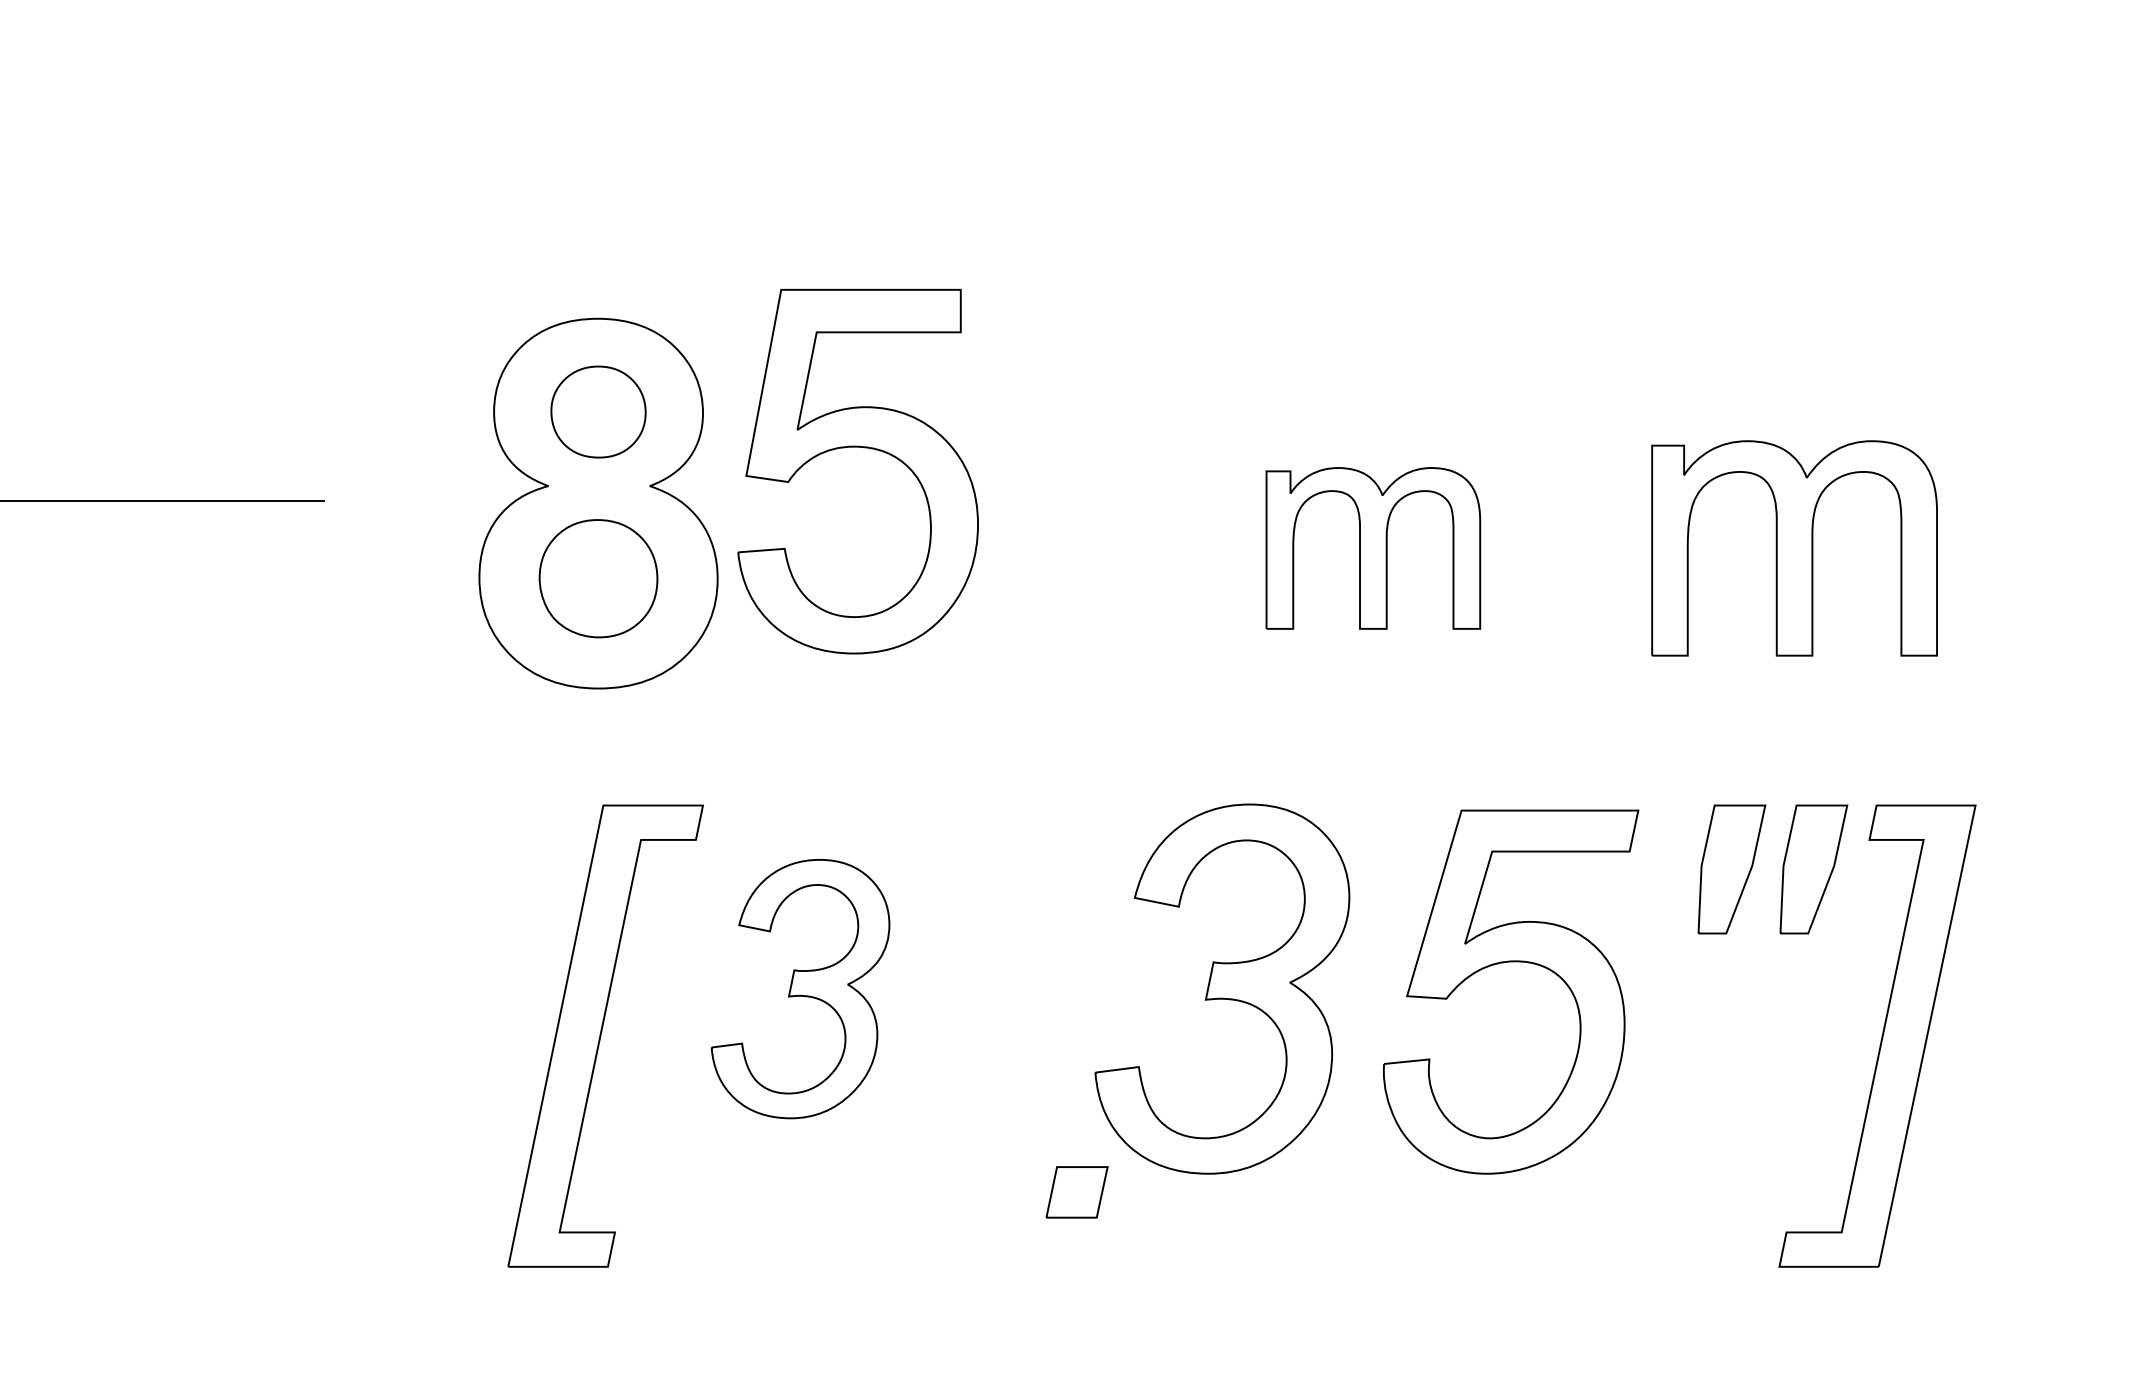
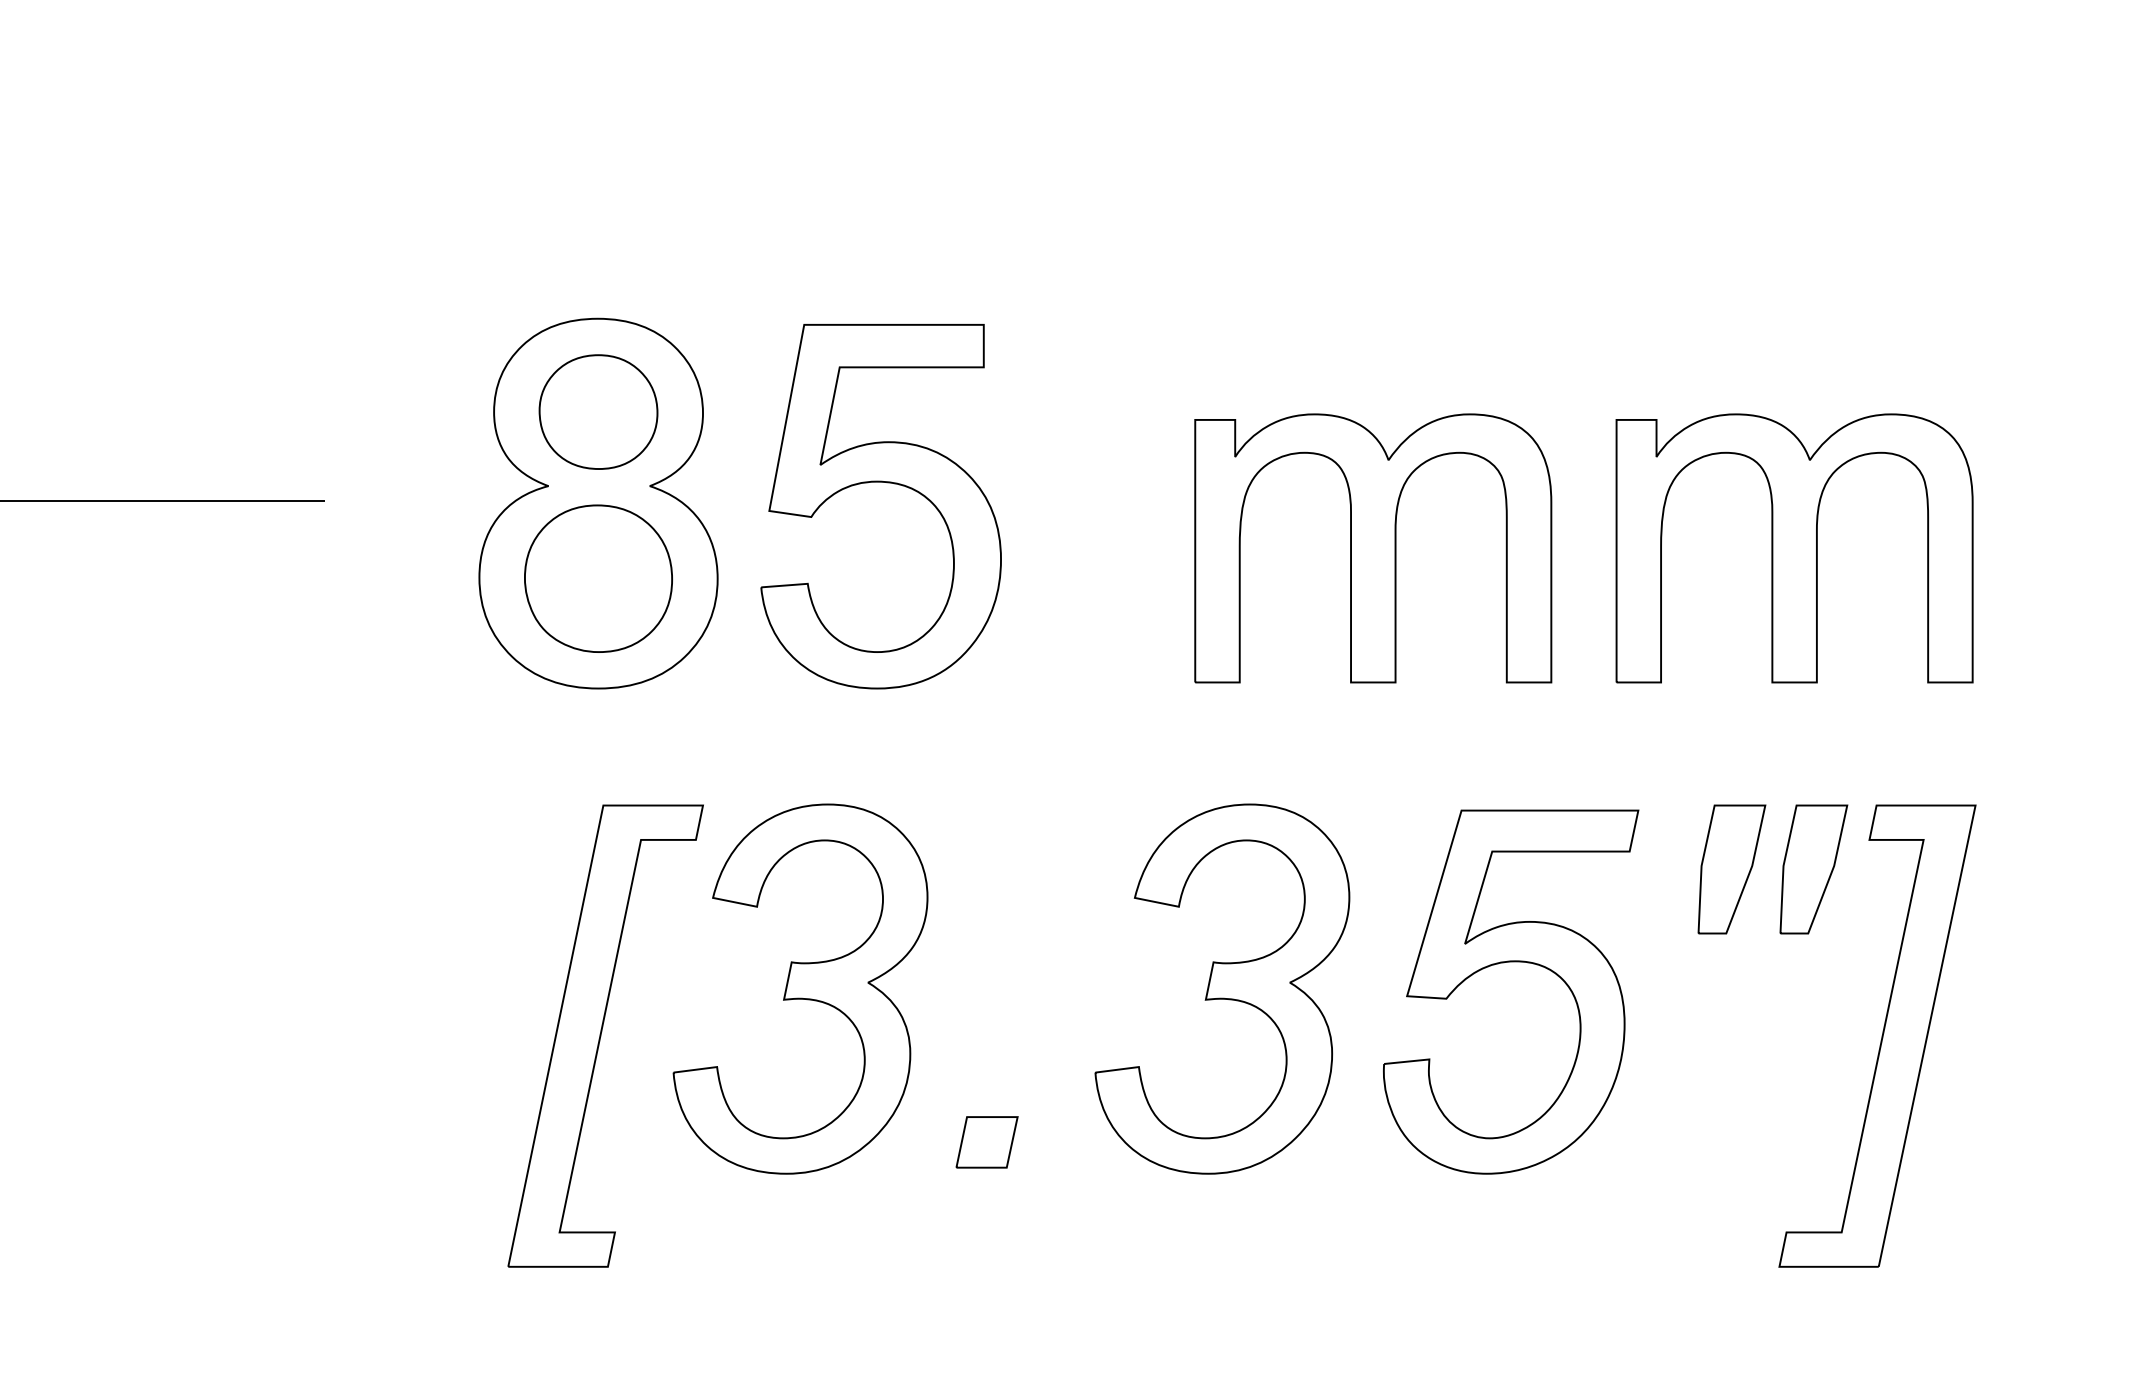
part size: 97x94 px -> 121x116 px (598, 411)
part position: (857, 447) -> (880, 482) (880, 482)
part size: 217x163 px -> 359x271 px (1373, 548)
part size: 287x217 px -> 359x271 px (1794, 548)
part size: 121x120 px -> 149x149 px (598, 578)
part size: 181x261 px -> 257x372 px (800, 988)
part position: (1076, 1192) -> (986, 1142) (986, 1142)
